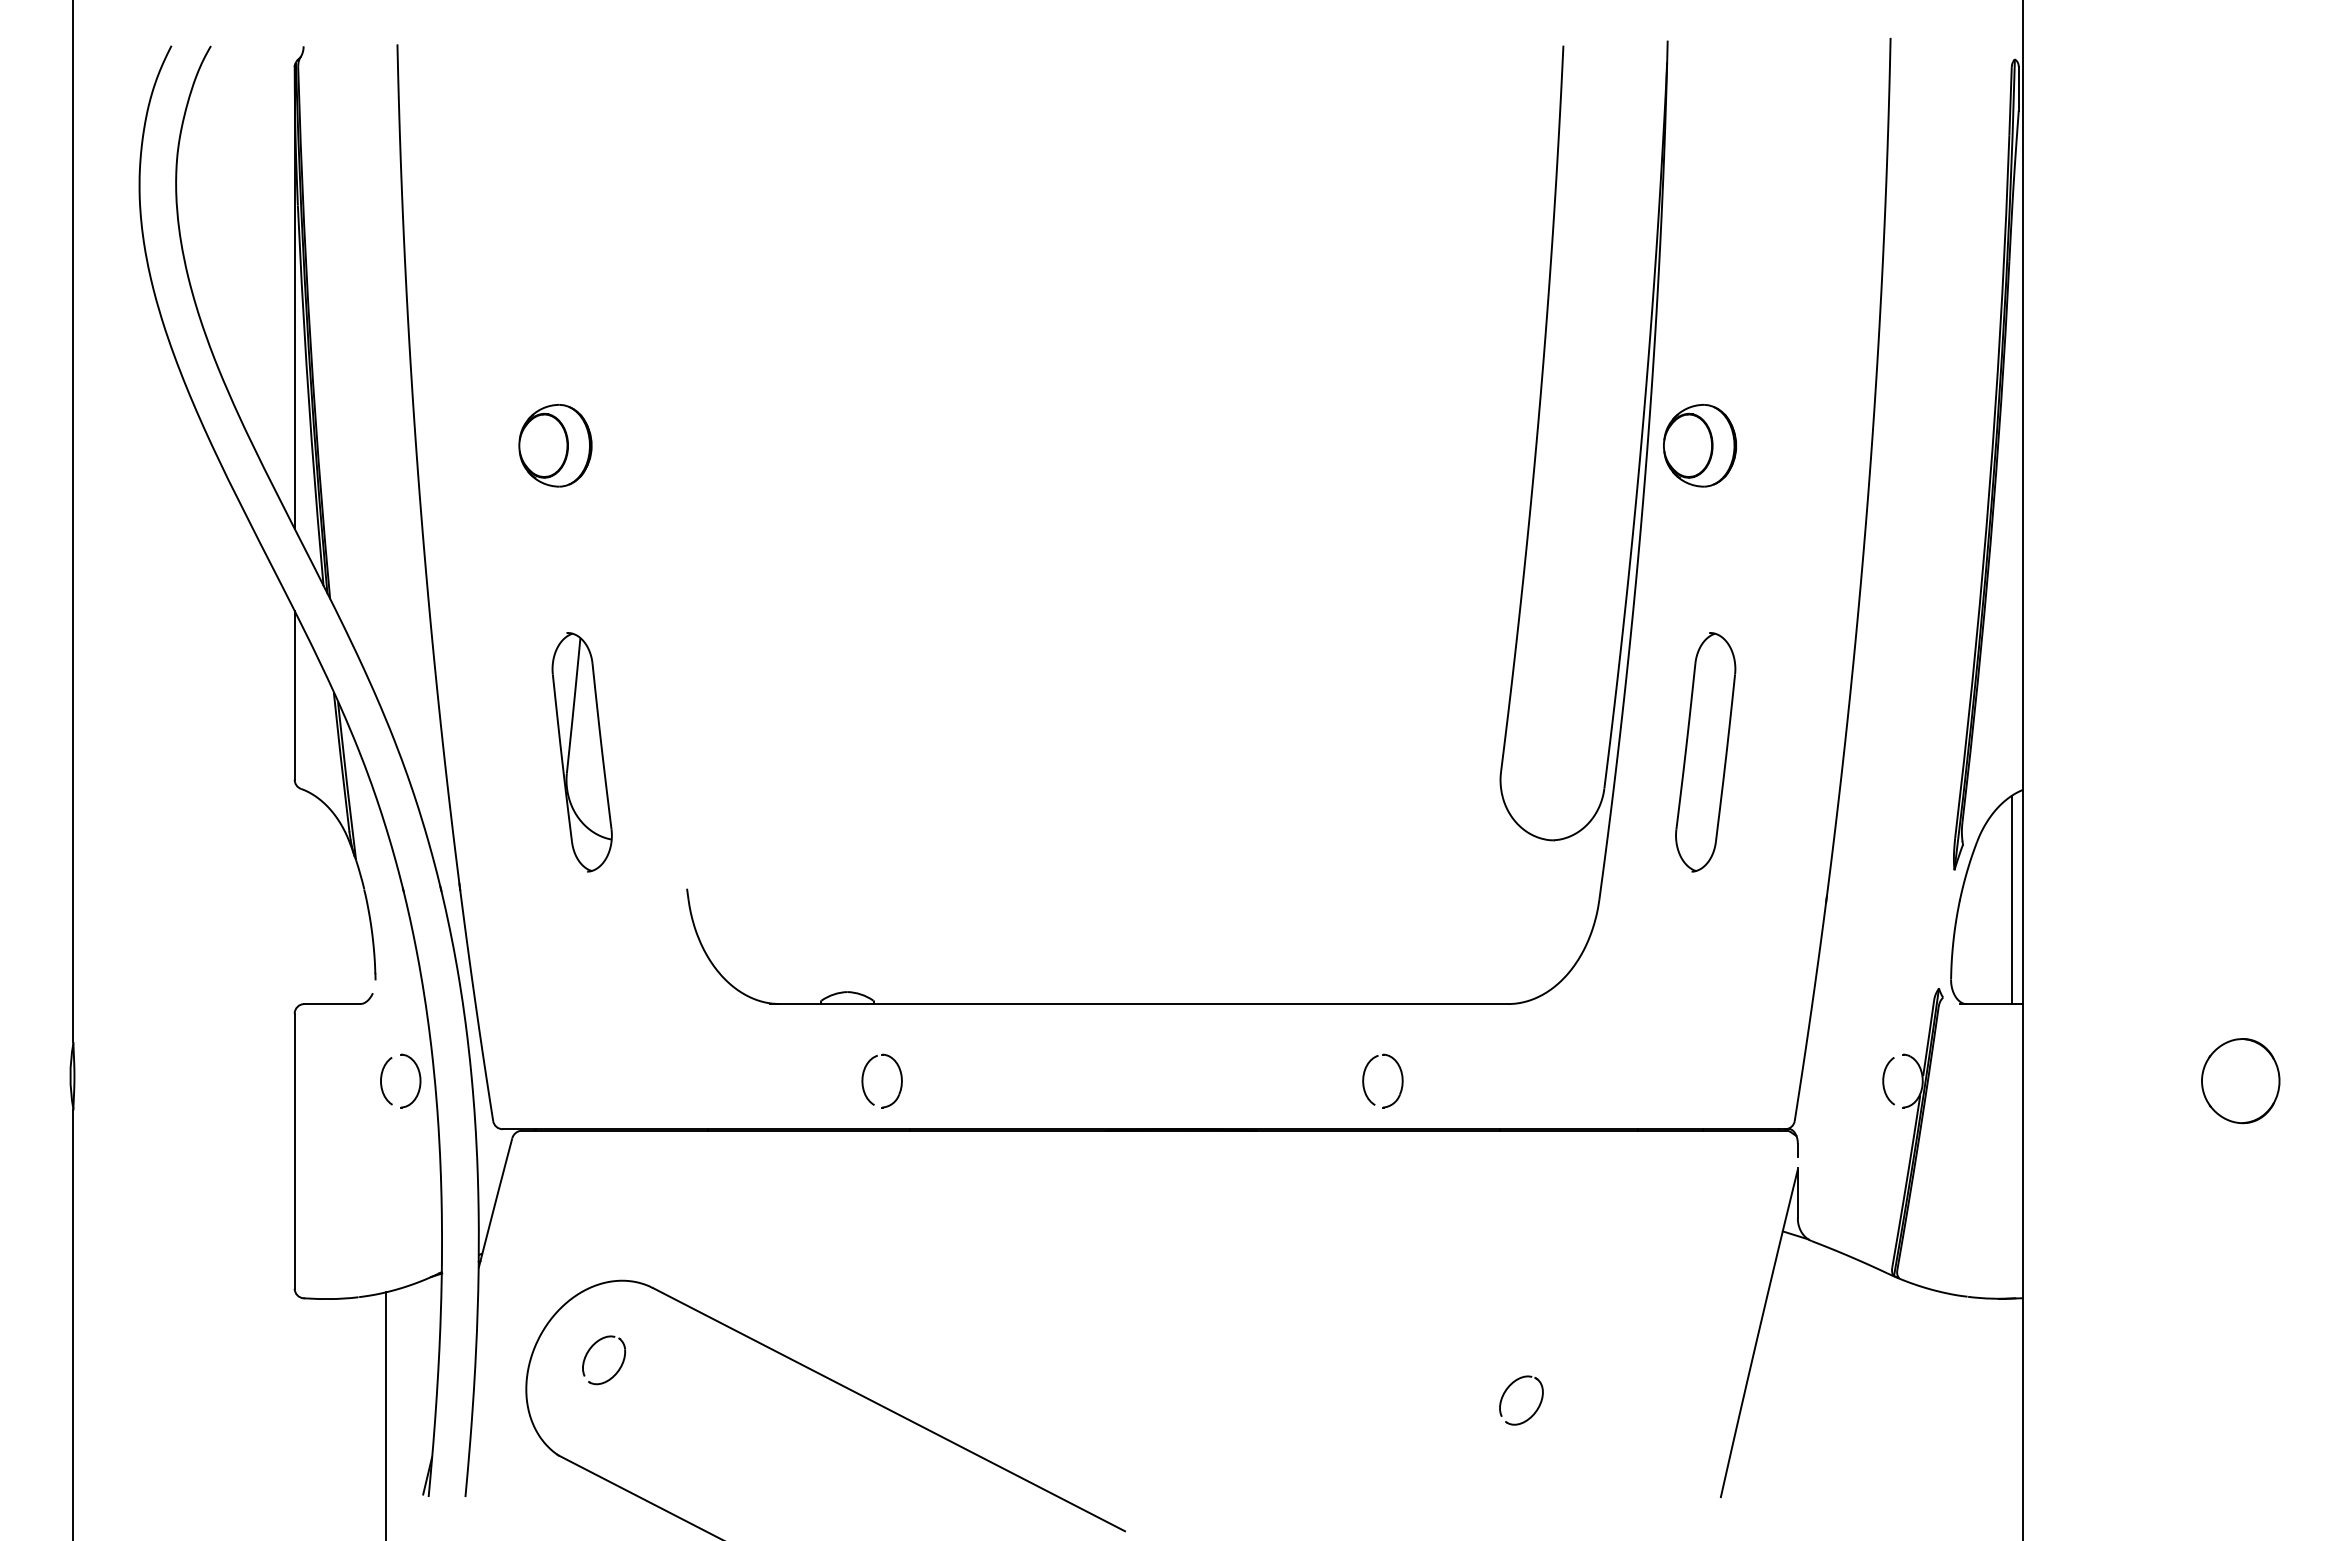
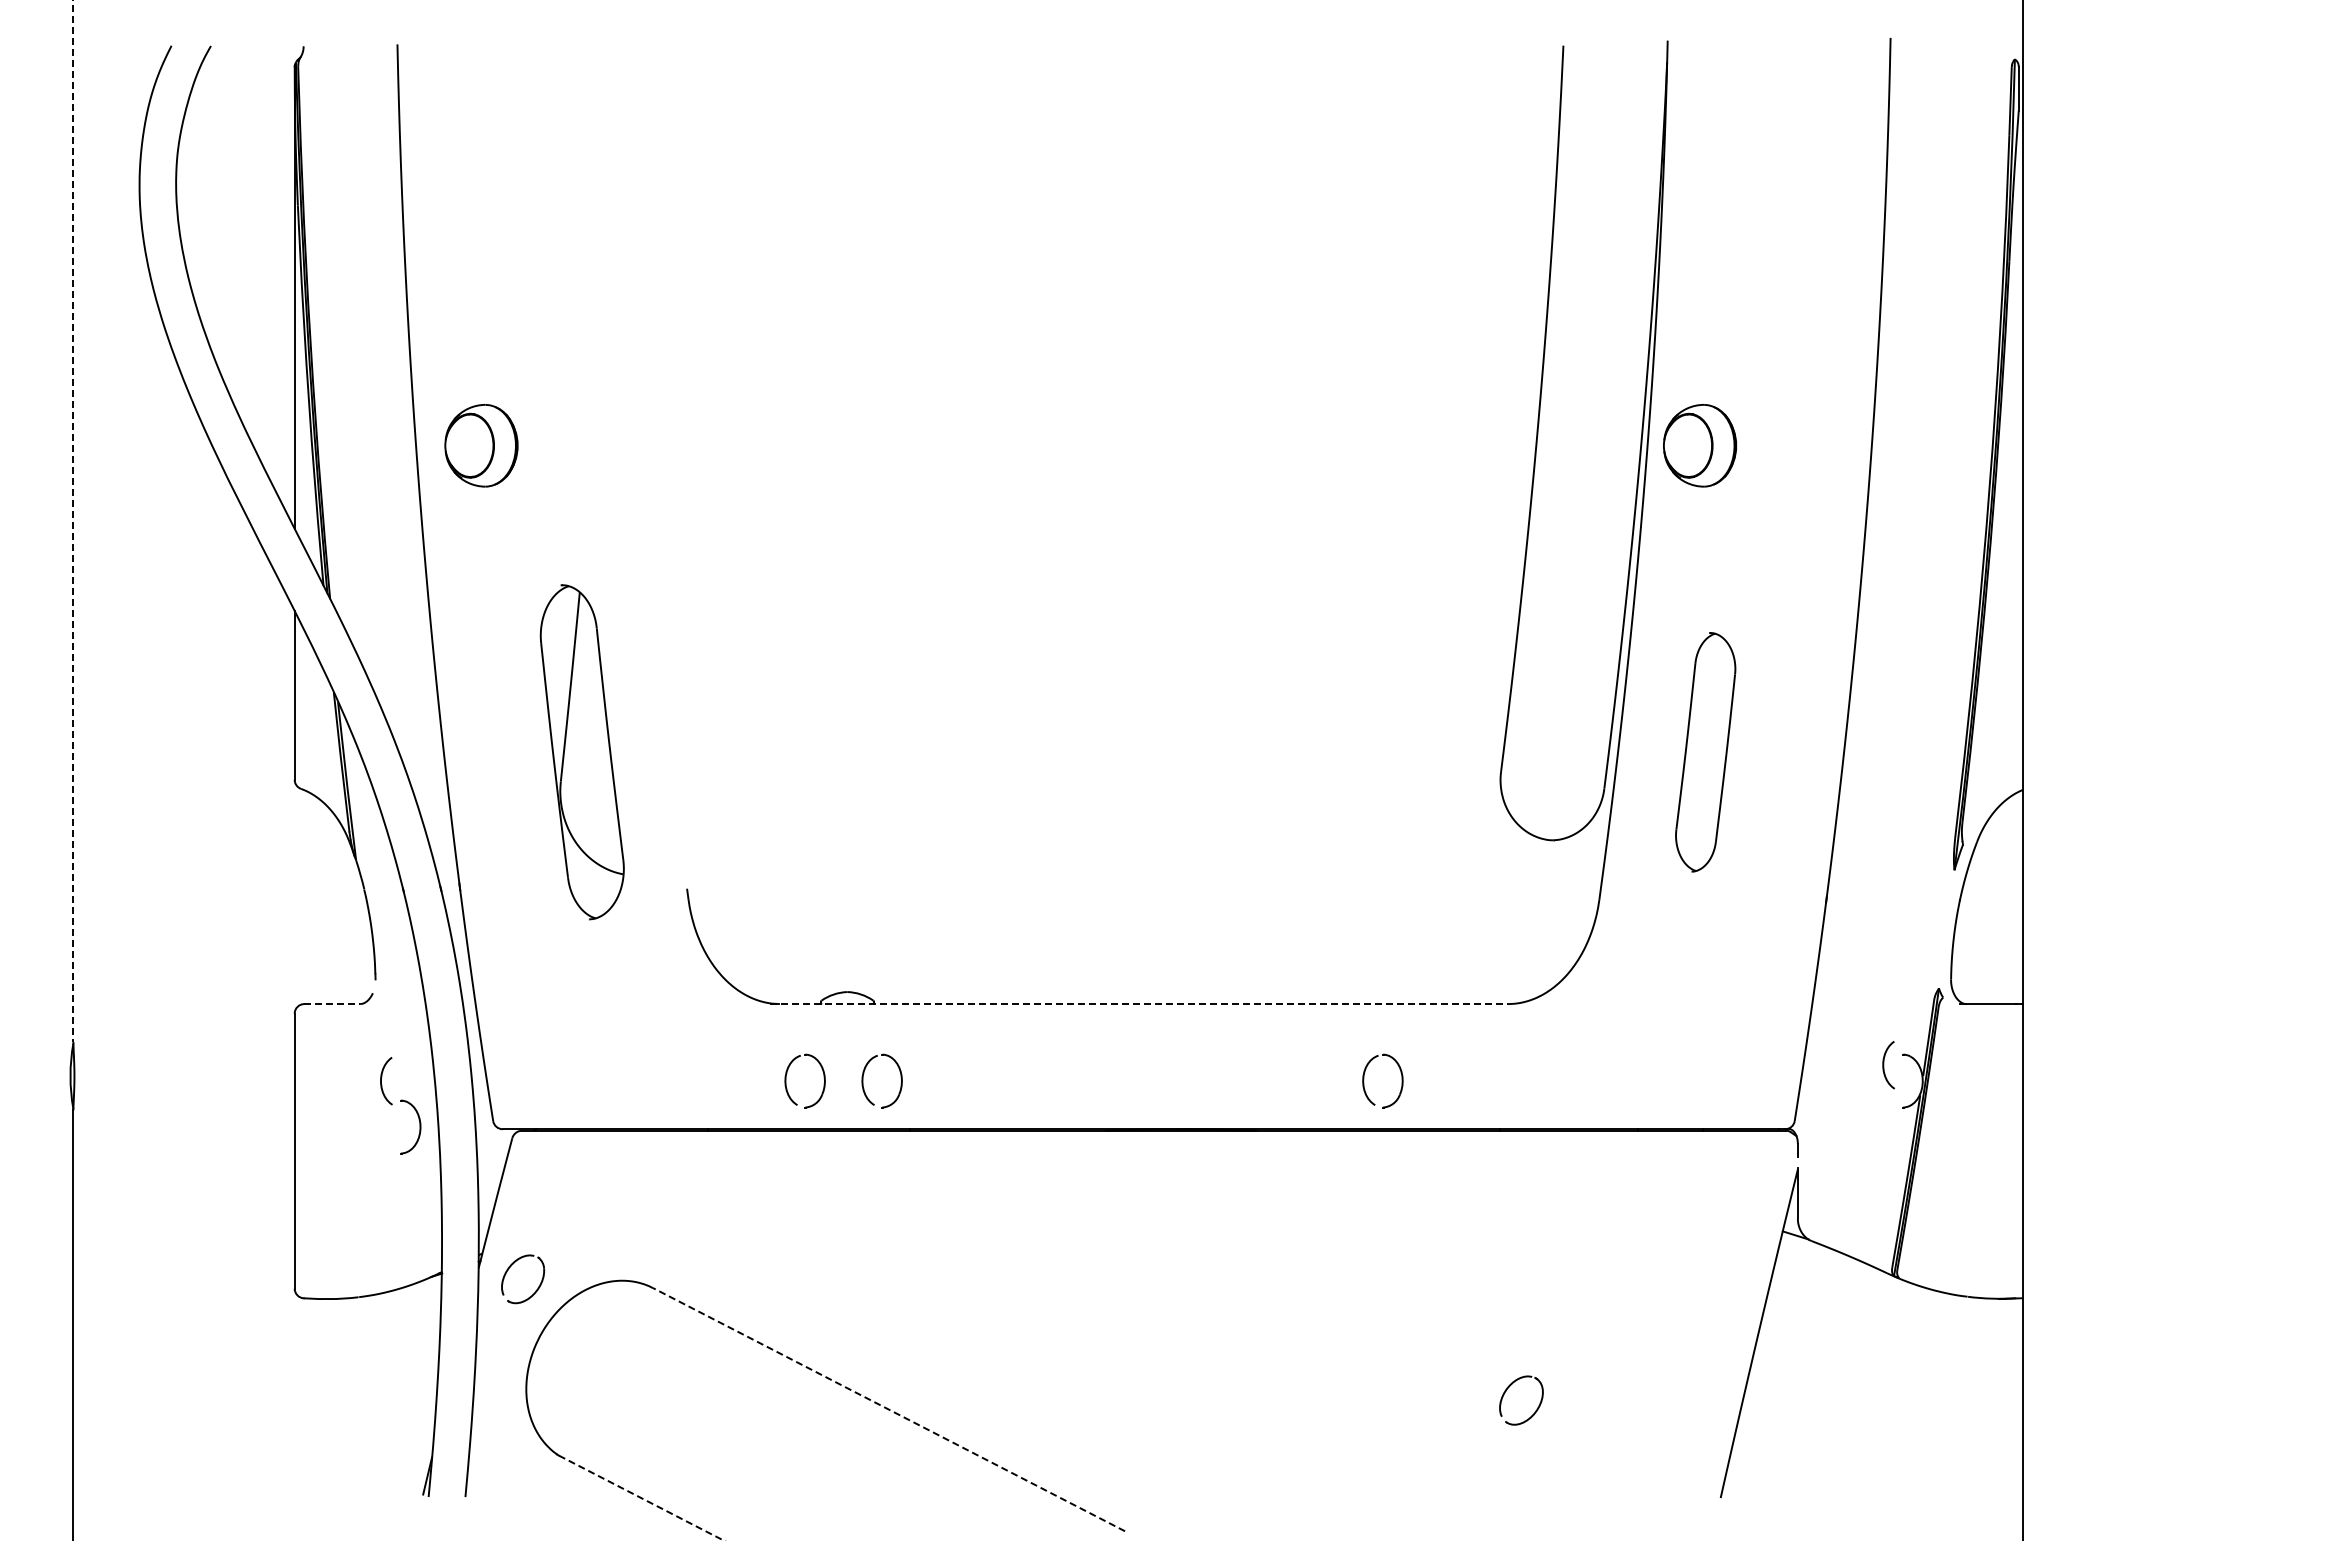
part position: (555, 445) -> (481, 445) (481, 445)
line: solid -> dashed (73, 521)
part size: 62x241 px -> 86x337 px (581, 752)
line: present -> none (2011, 899)
line: solid -> dashed (332, 1004)
line: solid -> dashed (1139, 1004)
part position: (419, 1080) -> (419, 1126) (419, 1126)
part: none -> present (786, 1080)
curve position: (1884, 1081) -> (1884, 1065) (1884, 1065)
part: present -> none (2240, 1081)
part position: (616, 1371) -> (535, 1290) (535, 1290)
line: solid -> dashed (888, 1409)
line: present -> none (386, 1414)
line: solid -> dashed (641, 1498)
